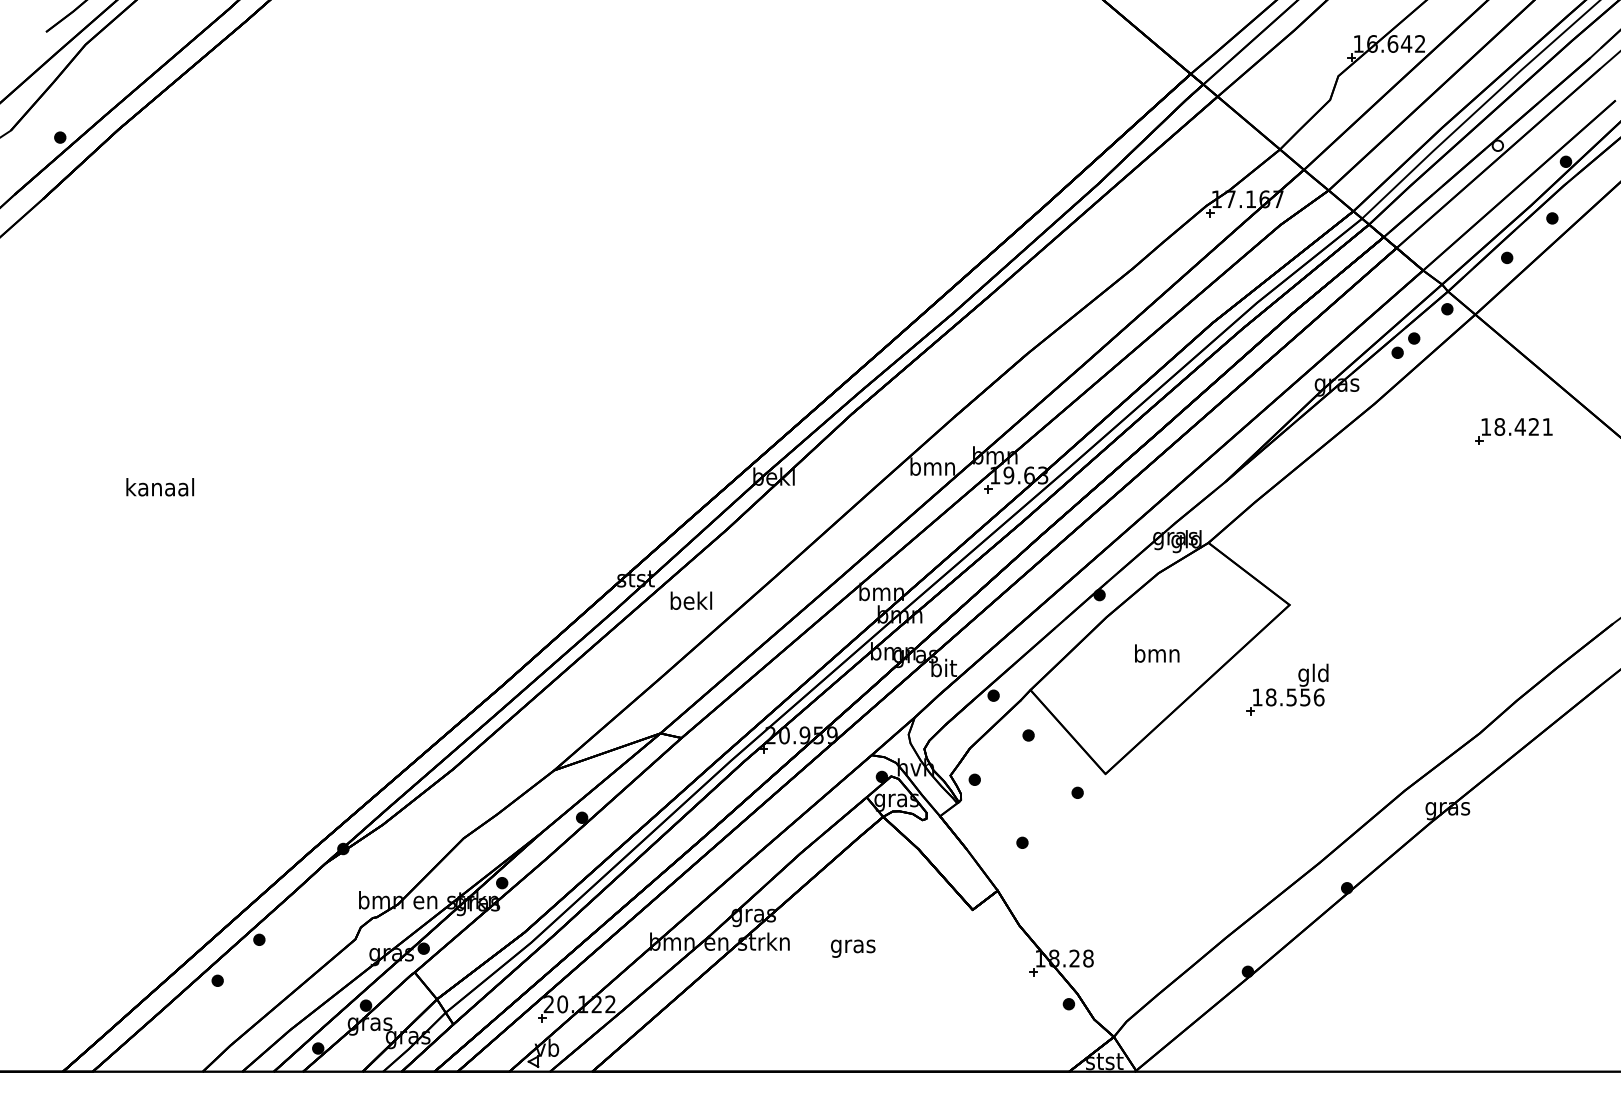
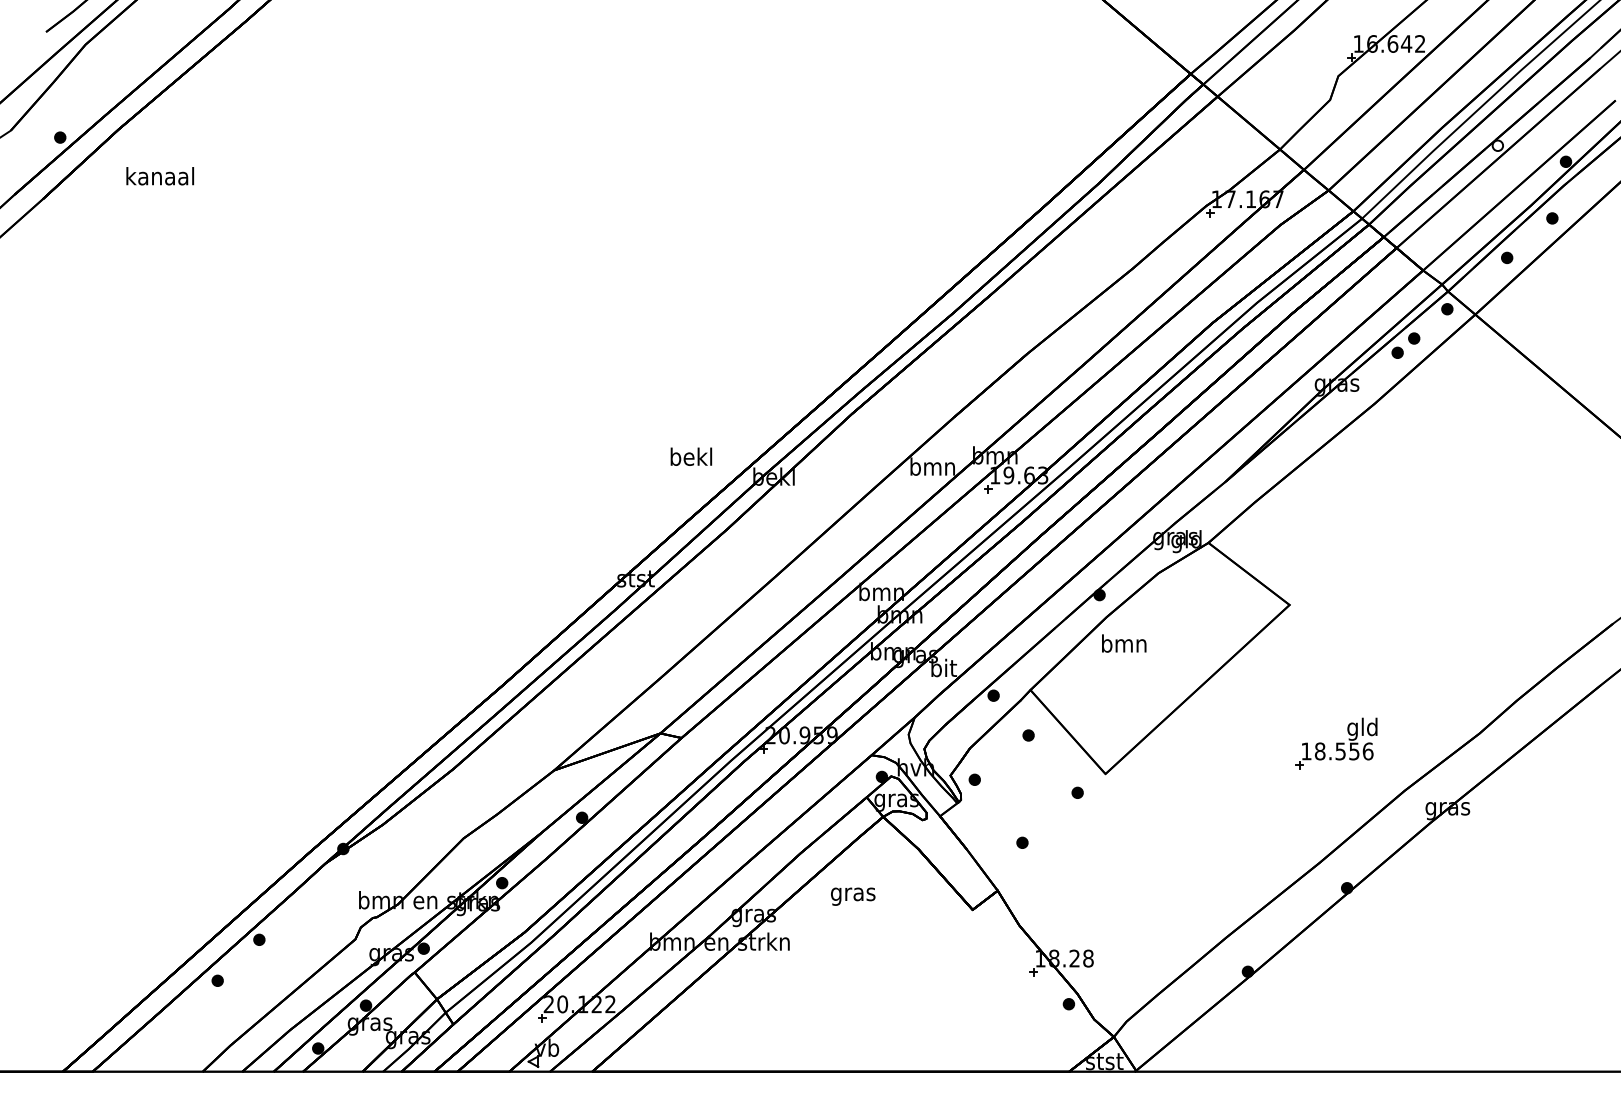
part: present -> none (1513, 431)
text position: (159, 487) -> (159, 176) (159, 176)
text position: (691, 600) -> (691, 456) (691, 456)
text position: (1157, 653) -> (1124, 643) (1124, 643)
part position: (1287, 689) -> (1336, 743) (1336, 743)
text position: (853, 948) -> (853, 896) (853, 896)
